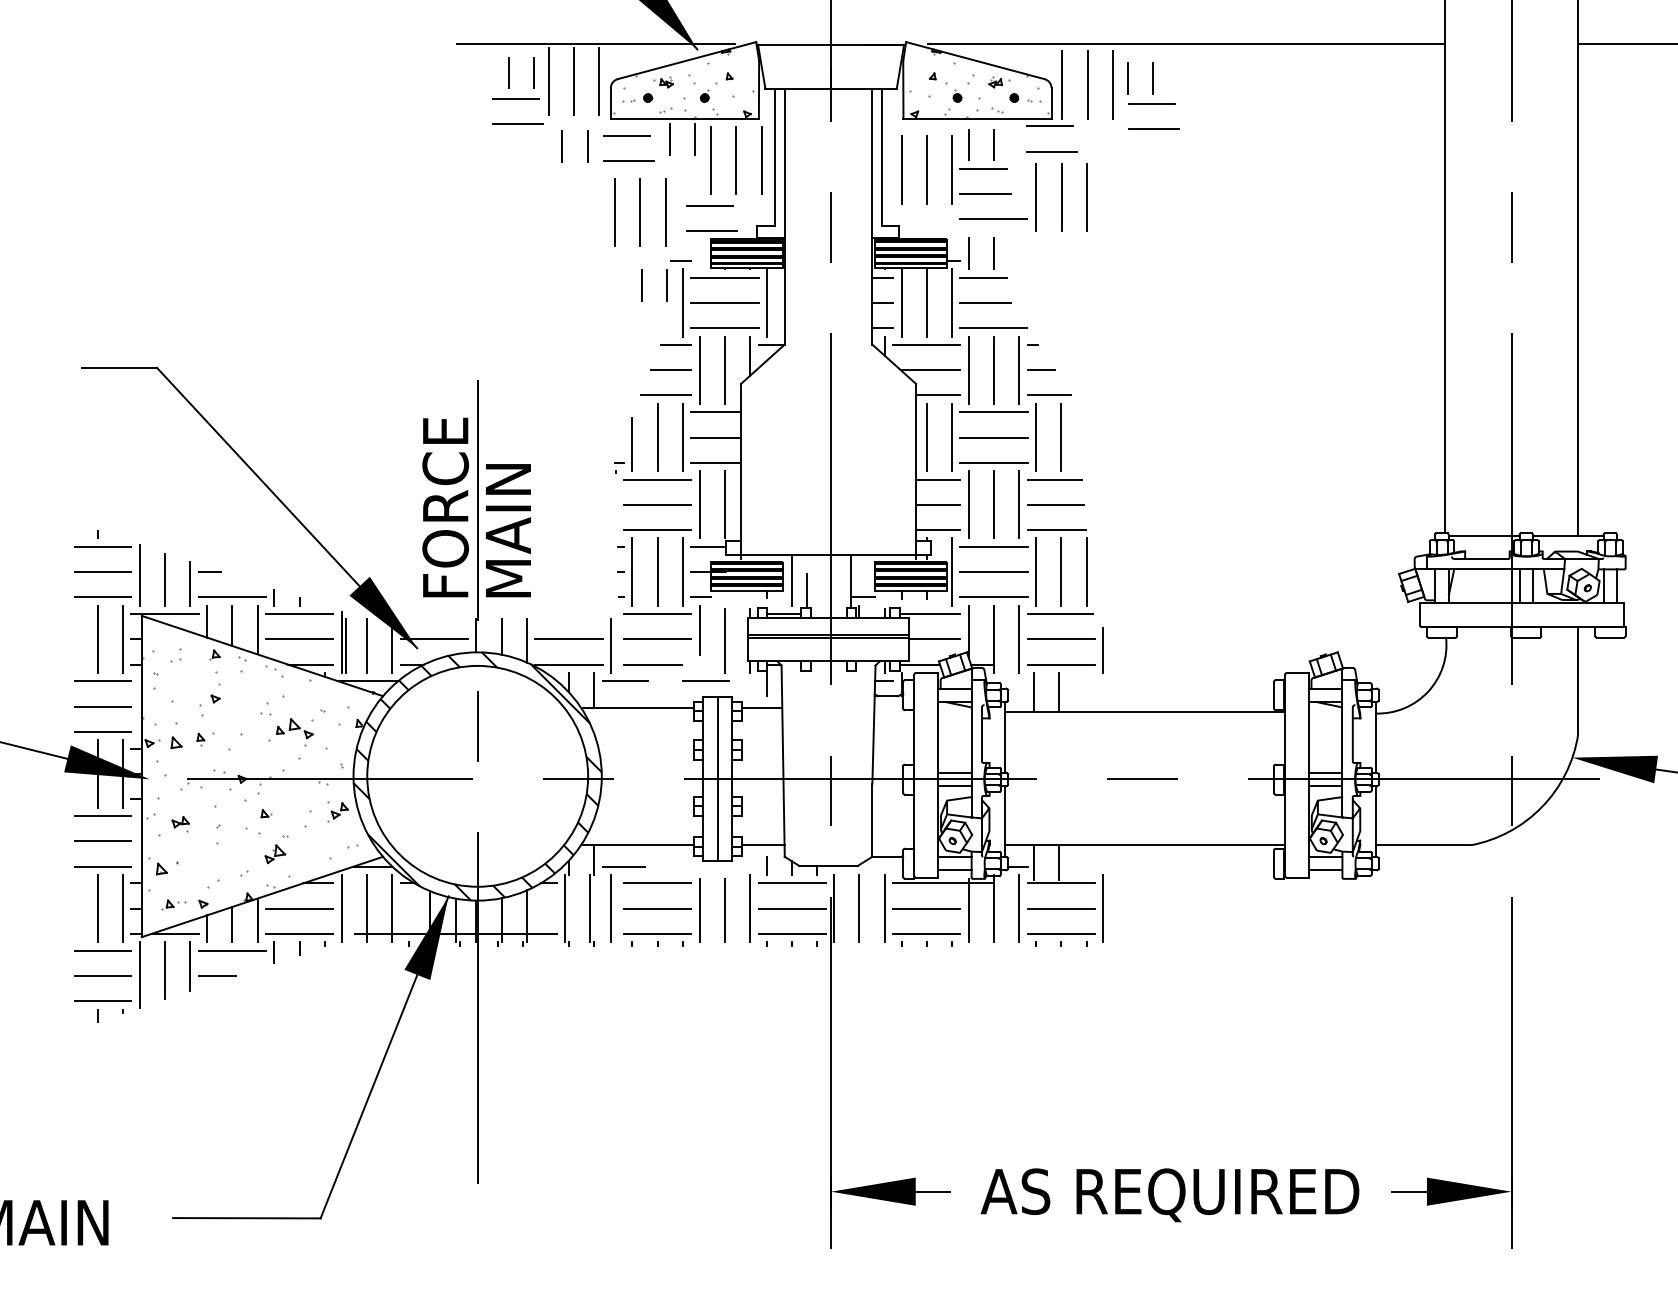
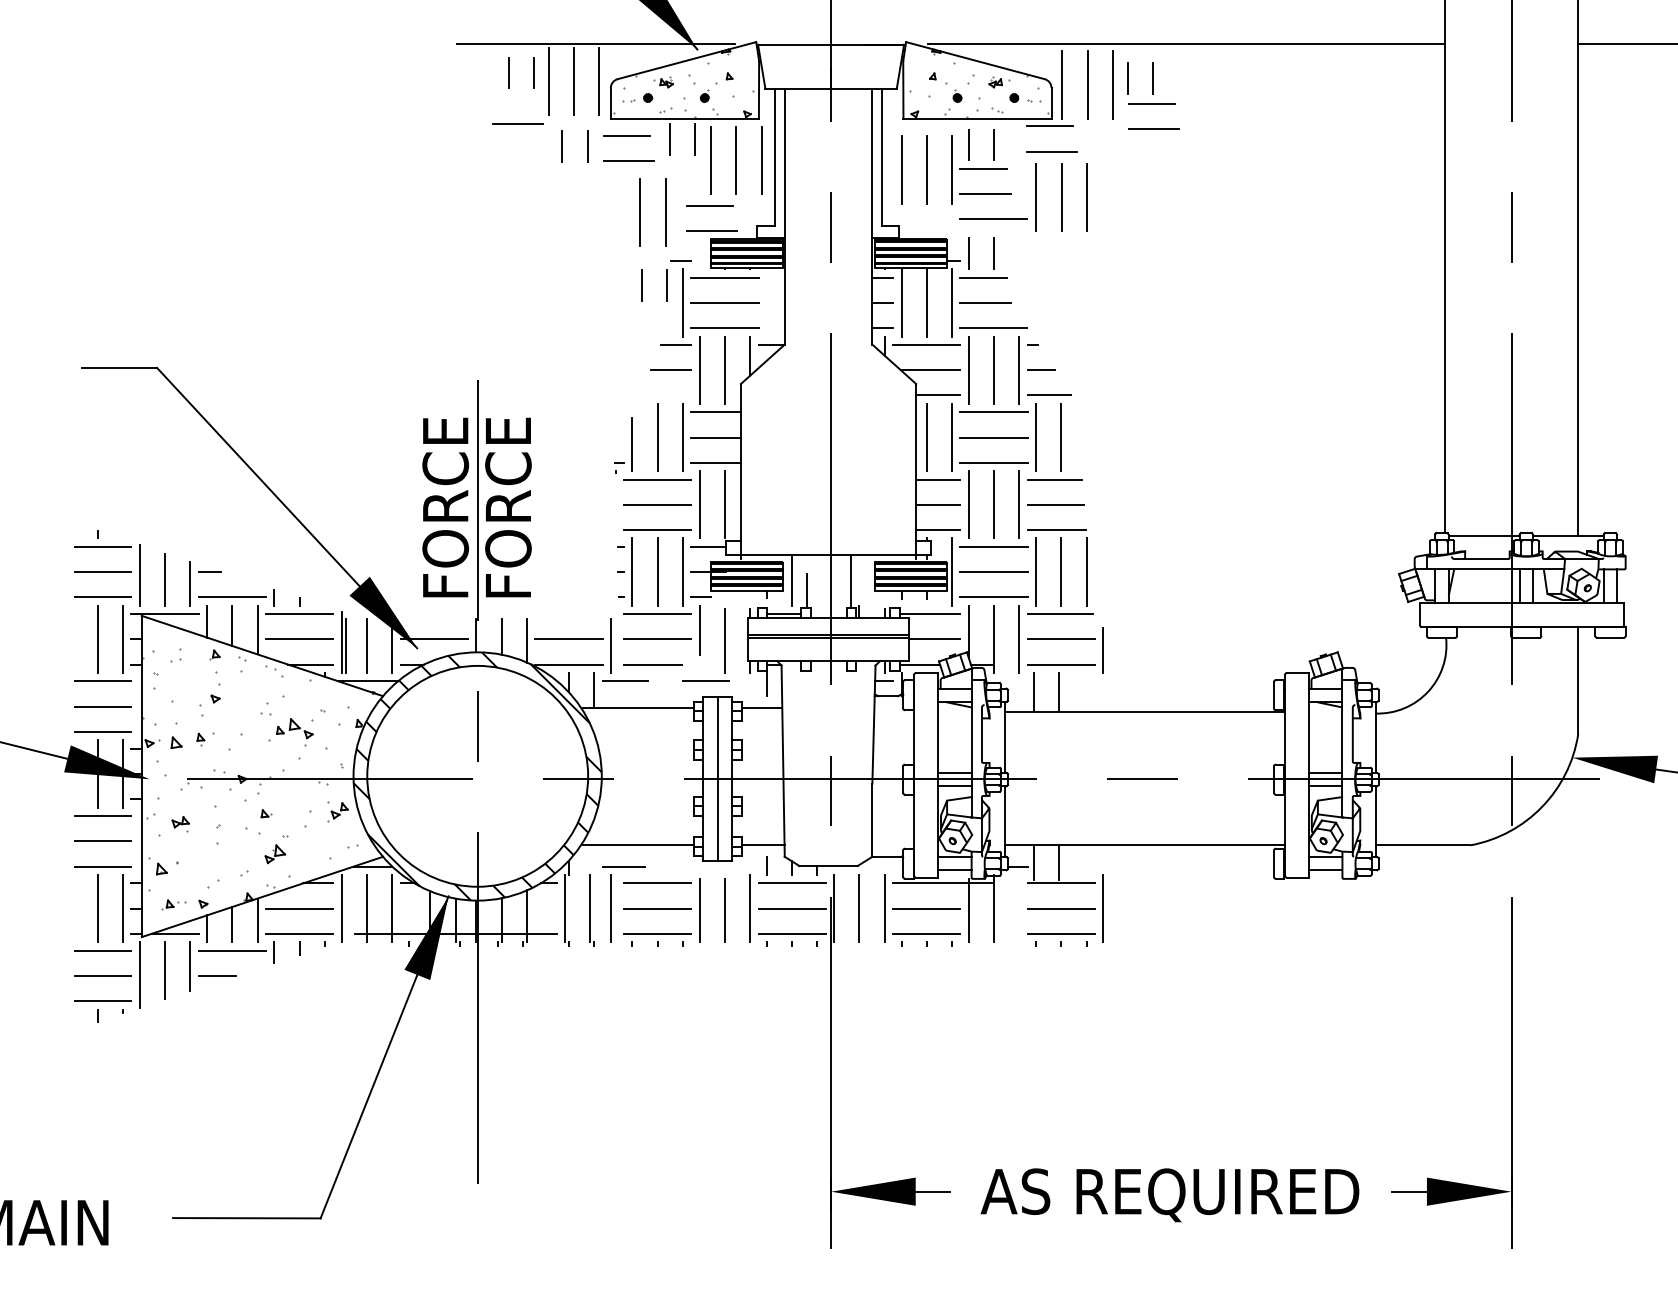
line: present -> none (515, 98)
line: present -> none (614, 212)
line: present -> none (766, 302)
line: present -> none (666, 395)
text: MAIN -> FORCE (508, 504)
line: present -> none (862, 597)
line: present -> none (594, 859)
line: present -> none (1019, 908)
